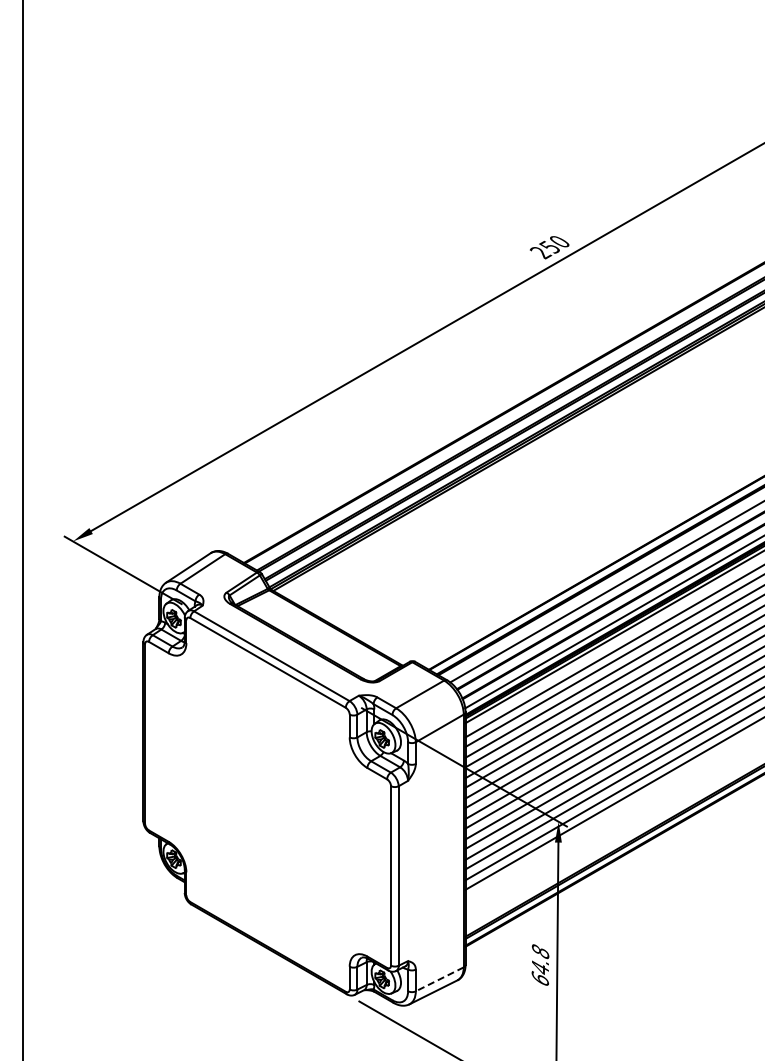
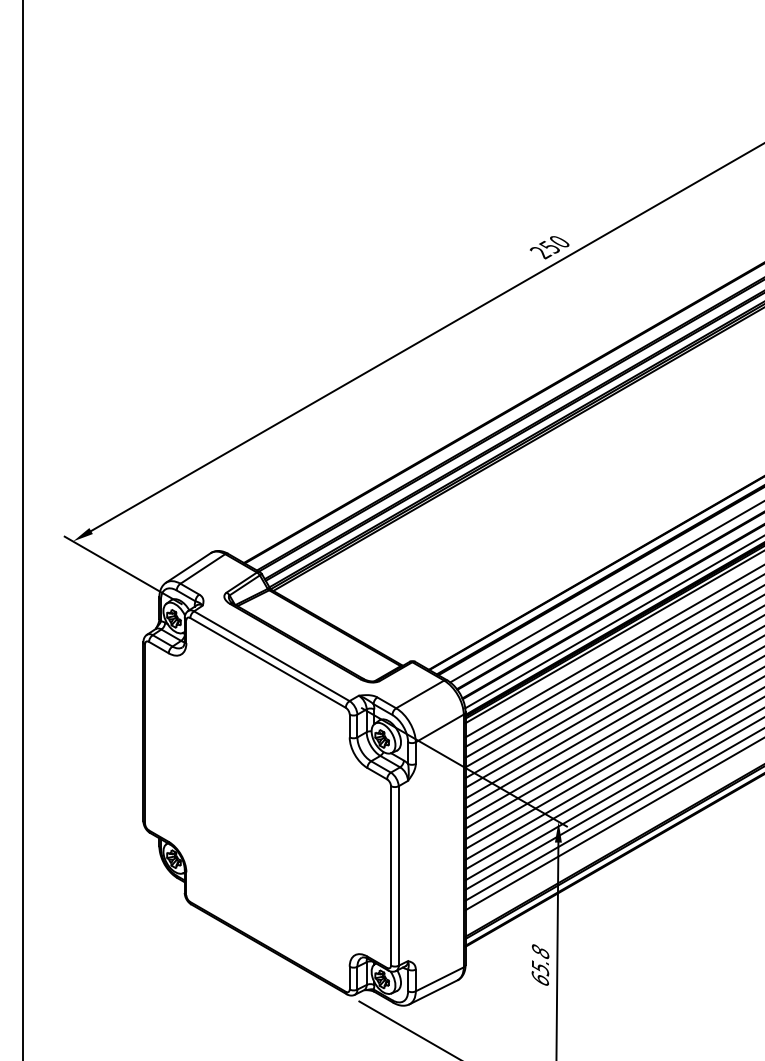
line: none -> present (613, 814)
line: none -> present (613, 824)
text: 64.8 -> 65.8 (540, 968)
line: dashed -> solid (439, 979)
